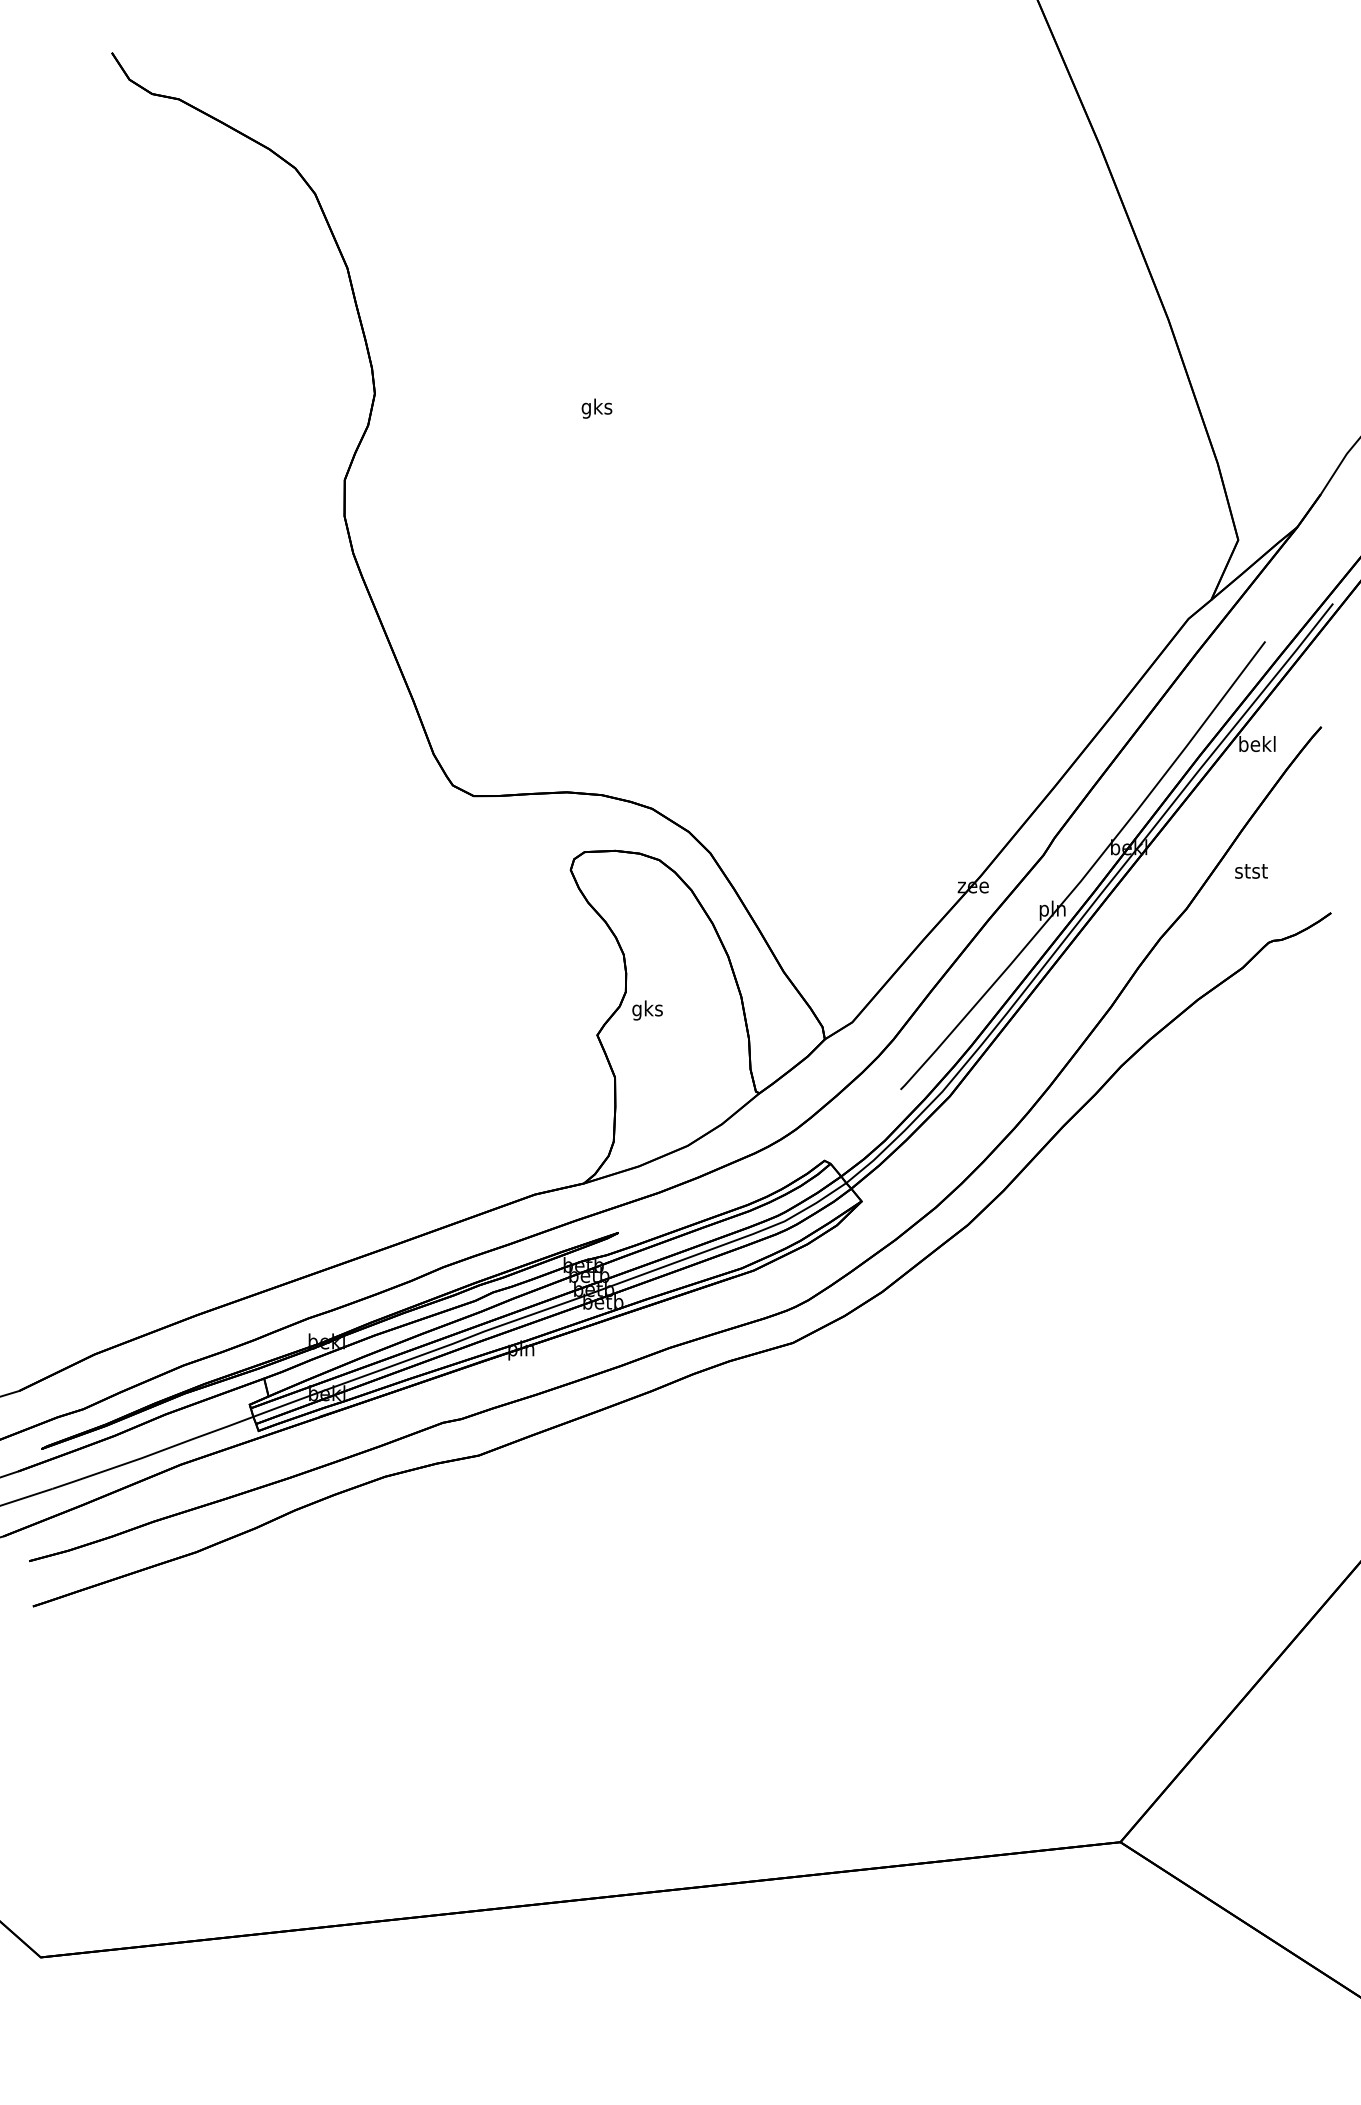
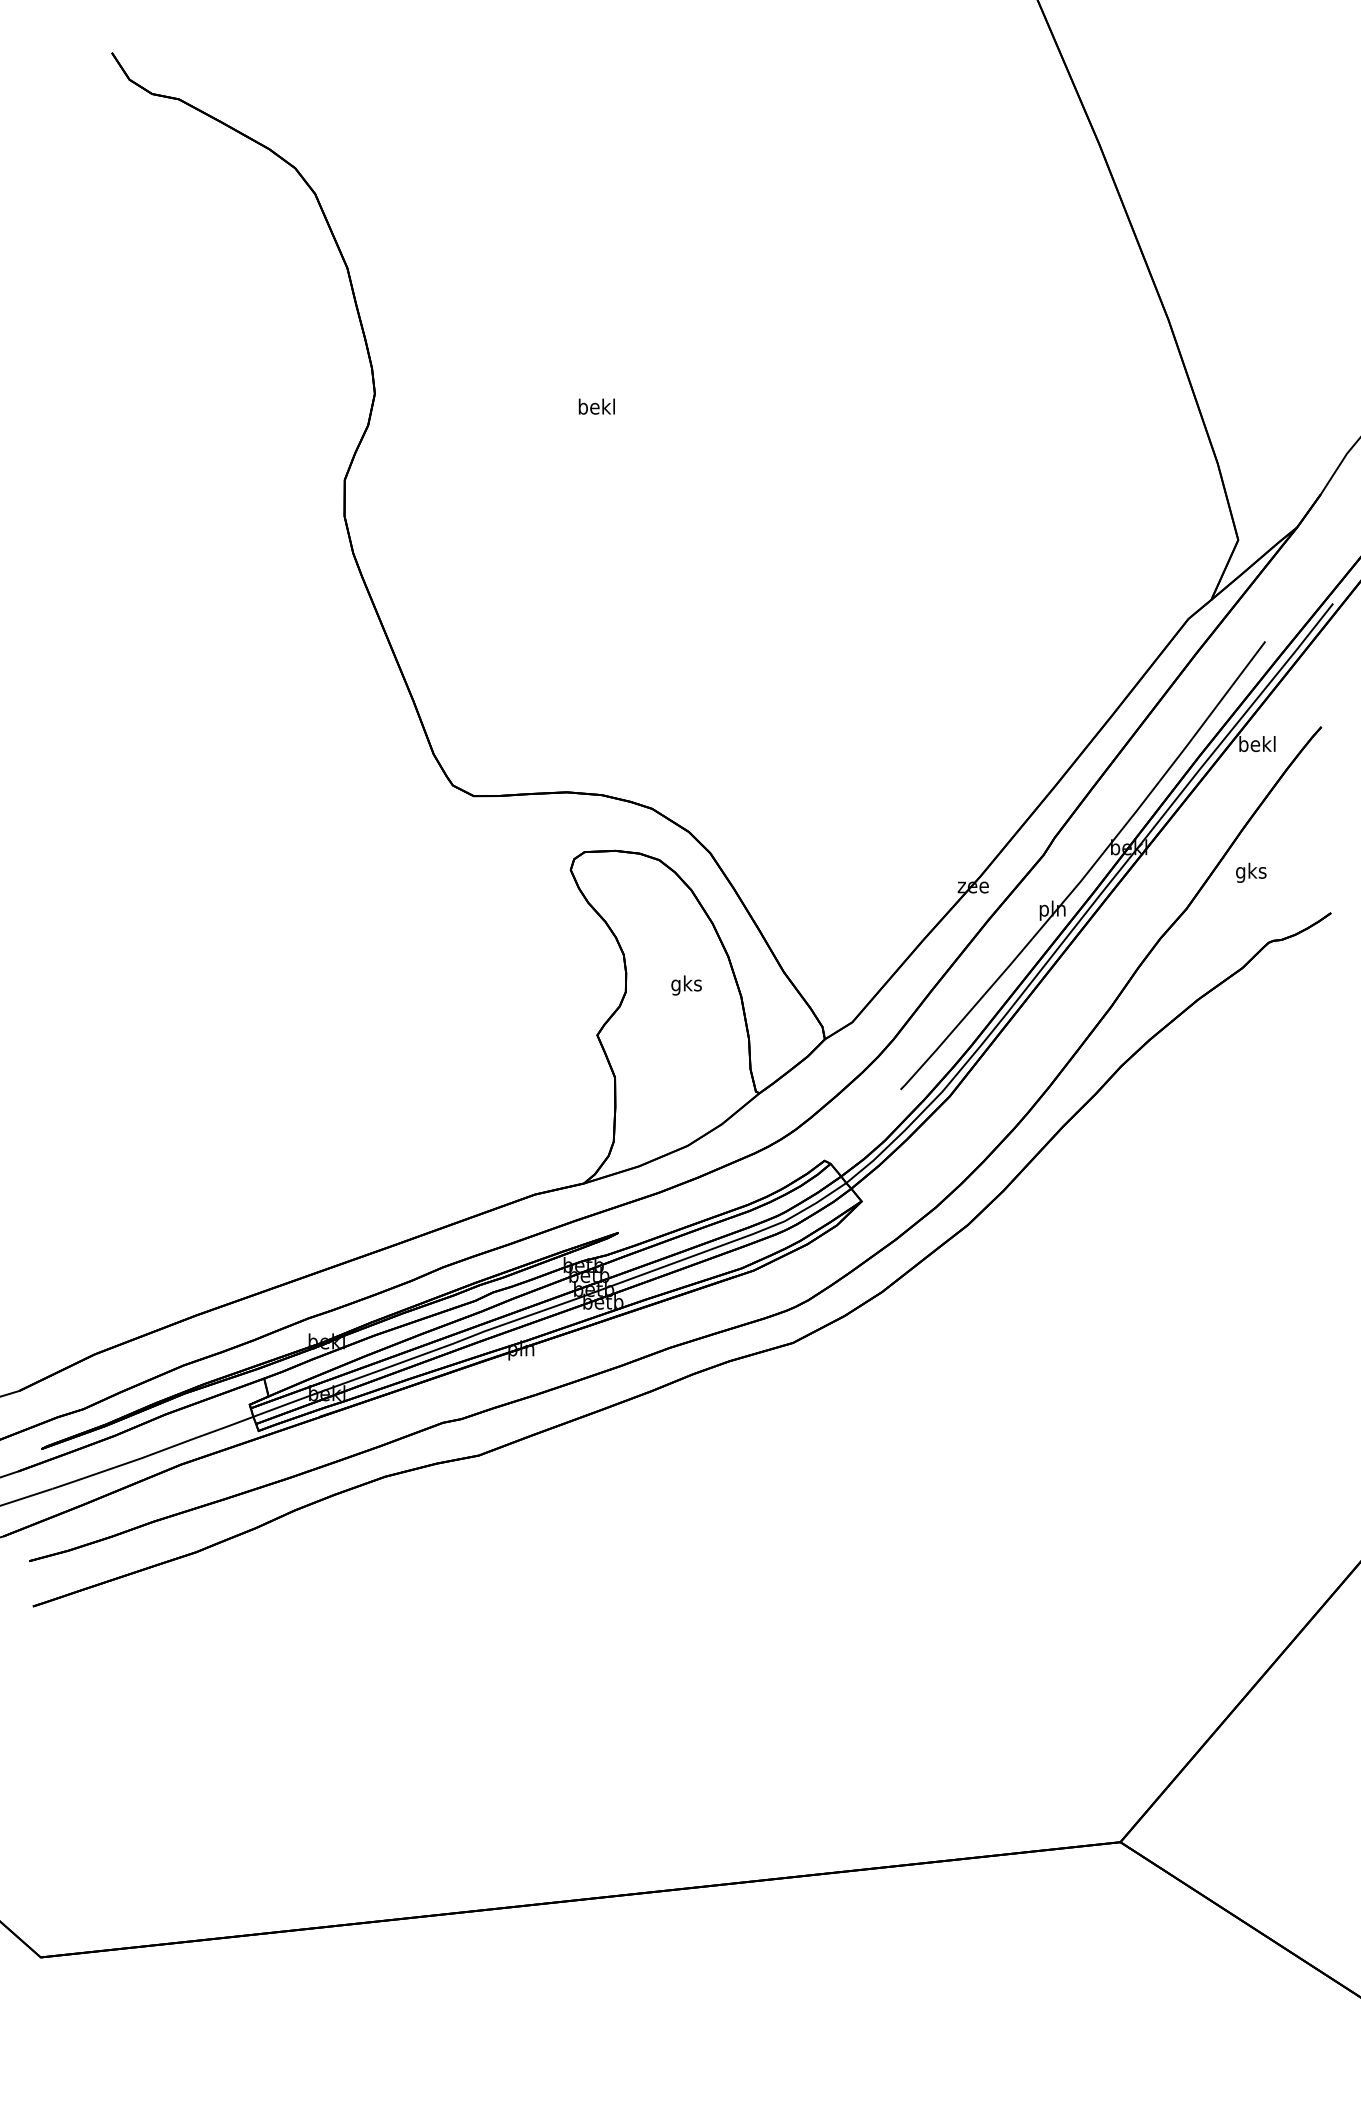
text: gks -> bekl (596, 408)
text: stst -> gks (1251, 872)
text position: (647, 1010) -> (686, 985) (686, 985)
